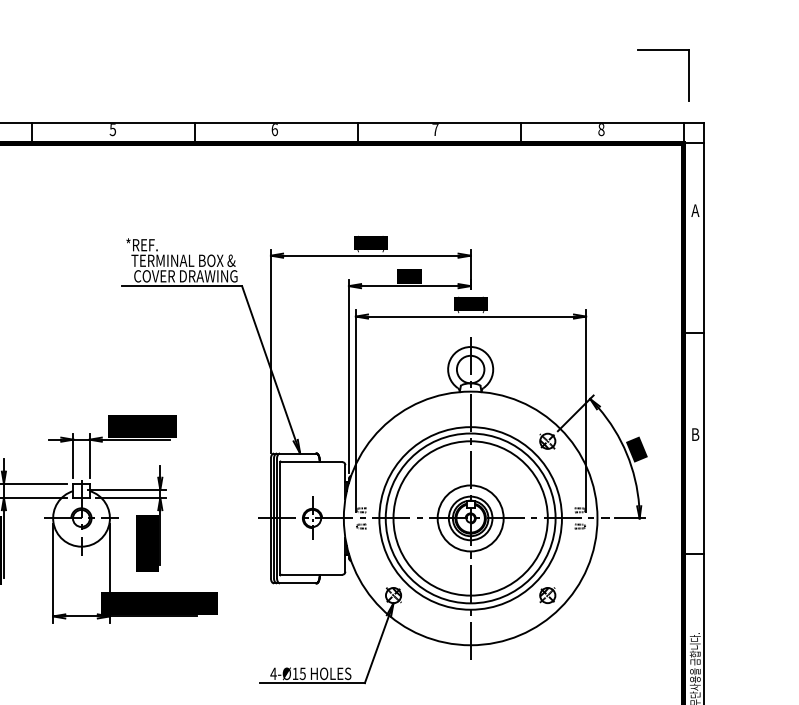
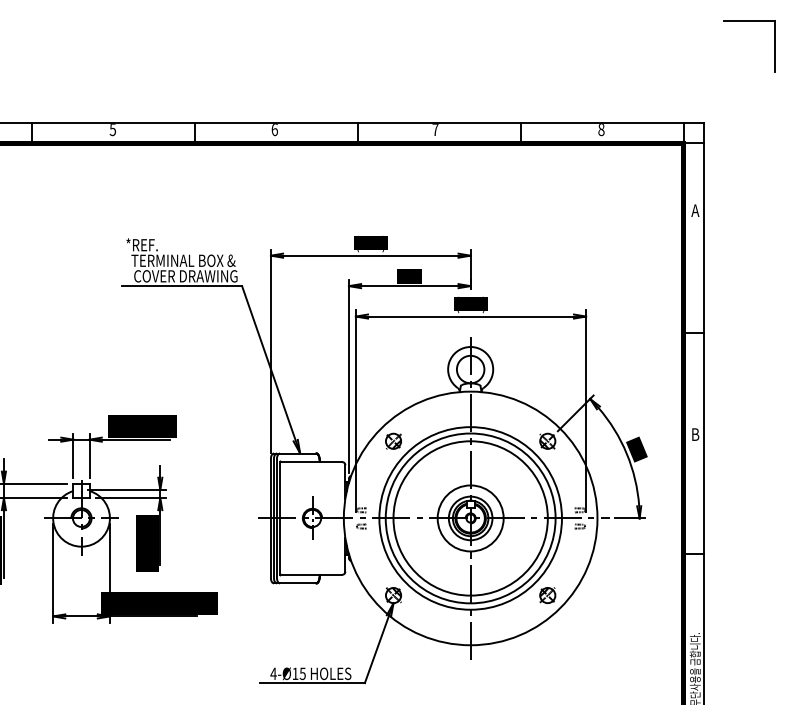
part position: (663, 50) -> (749, 21) (749, 21)
part: none -> present (393, 440)
